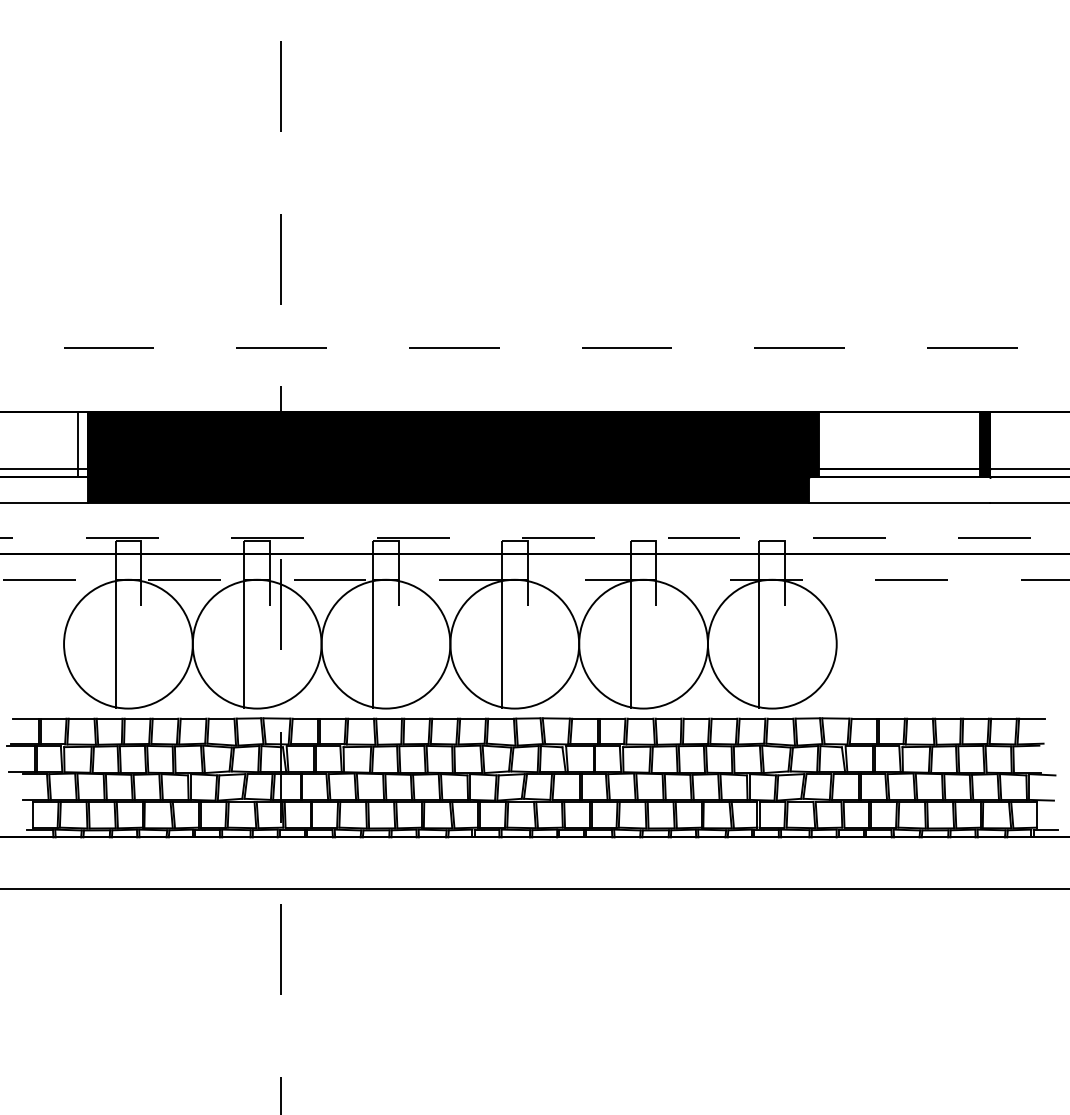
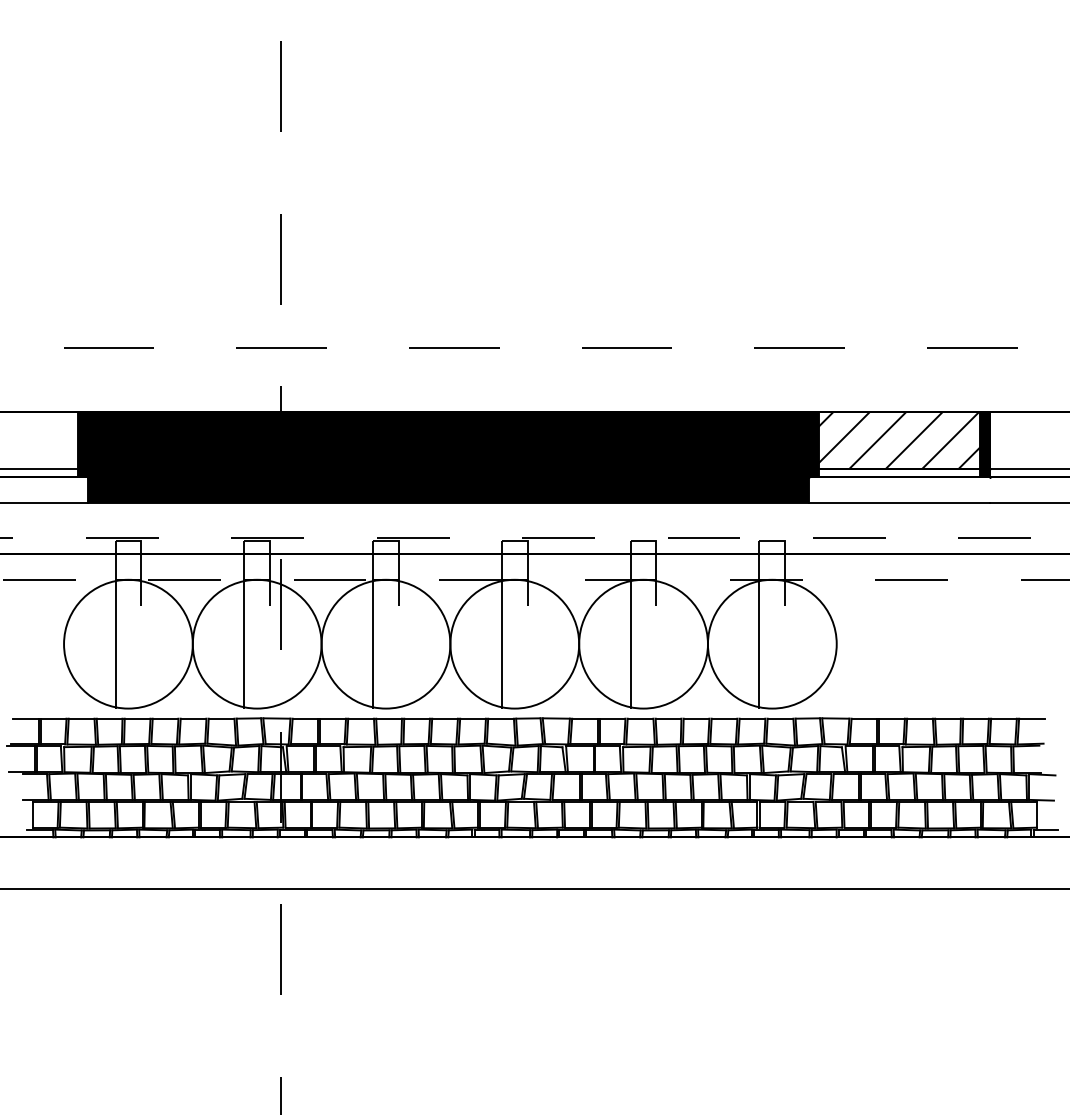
hatch: none -> present (899, 440)
fill: none -> present (83, 444)
